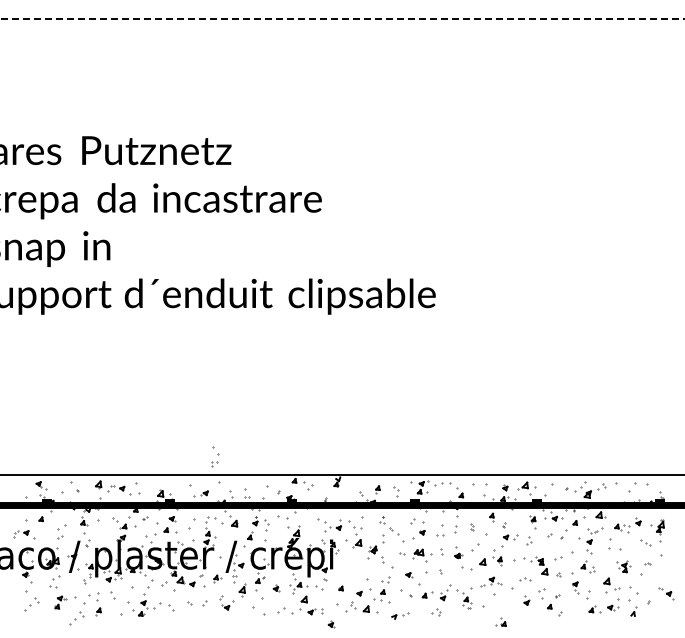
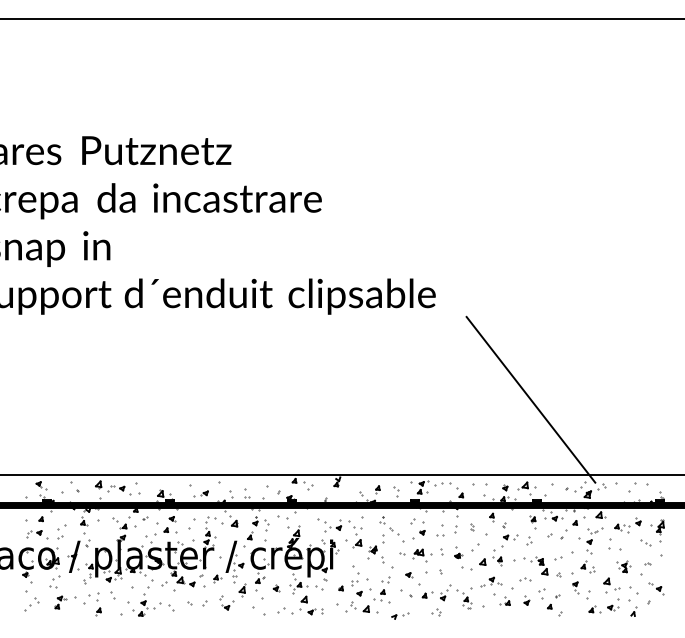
line: dashed -> solid (342, 19)
line: none -> present (530, 399)
part position: (215, 456) -> (355, 575) (355, 575)
part position: (24, 534) -> (37, 534) (37, 534)
part position: (666, 593) -> (656, 588) (656, 588)
part: present -> none (76, 618)
part position: (500, 621) -> (504, 600) (504, 600)
part: present -> none (331, 624)
